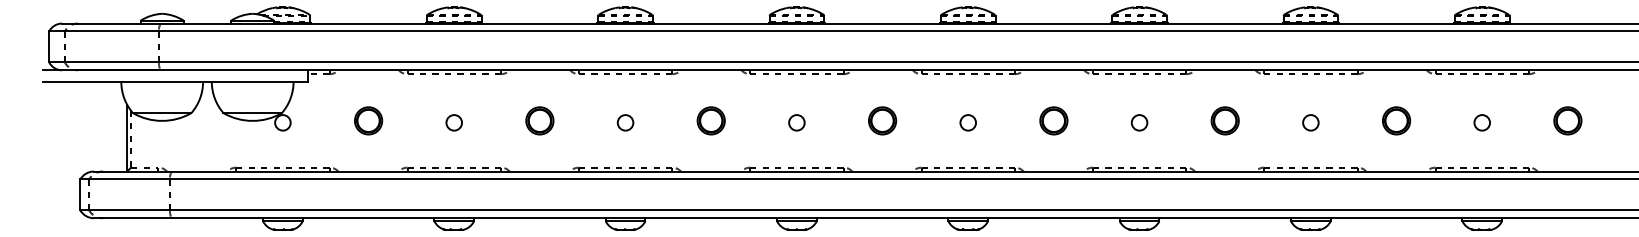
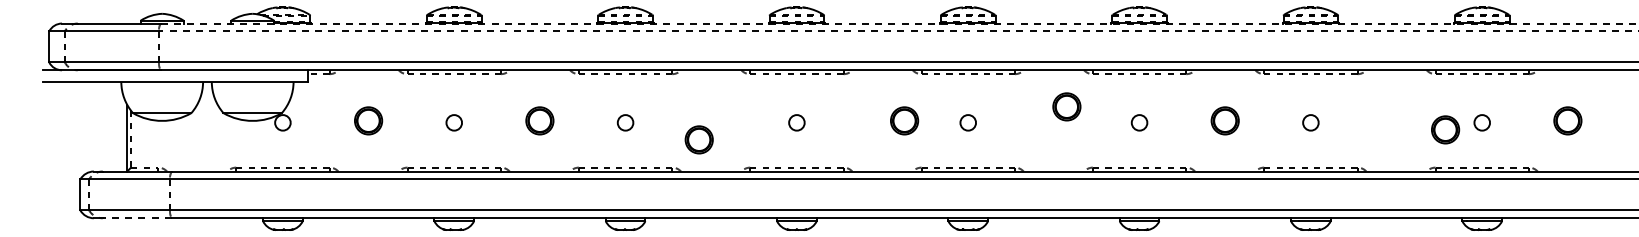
line: solid -> dashed (900, 23)
line: solid -> dashed (898, 31)
part position: (710, 120) -> (698, 139) (698, 139)
part position: (882, 120) -> (904, 120) (904, 120)
part position: (1053, 120) -> (1066, 106) (1066, 106)
part position: (1396, 120) -> (1445, 129) (1445, 129)
line: solid -> dashed (137, 218)
